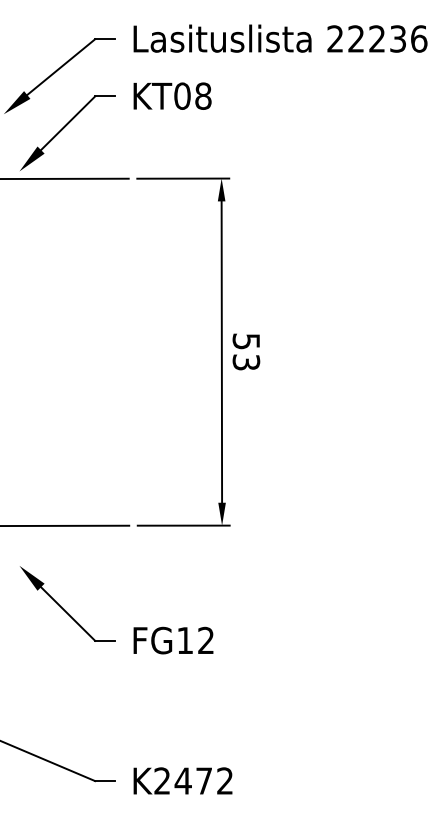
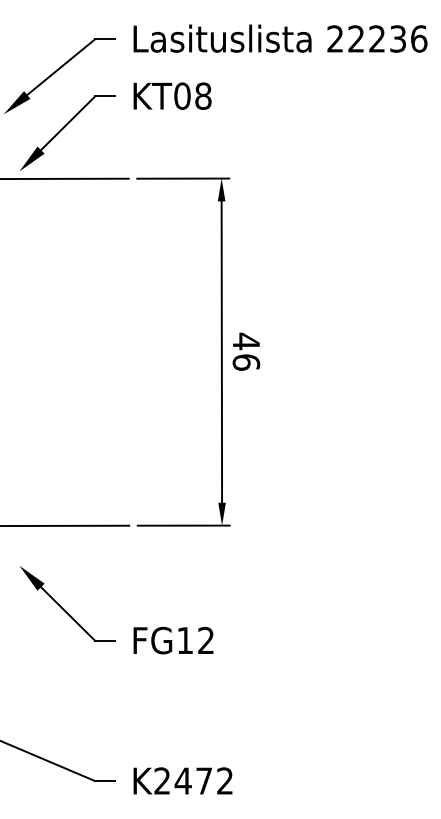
text: 53 -> 46 (246, 351)
